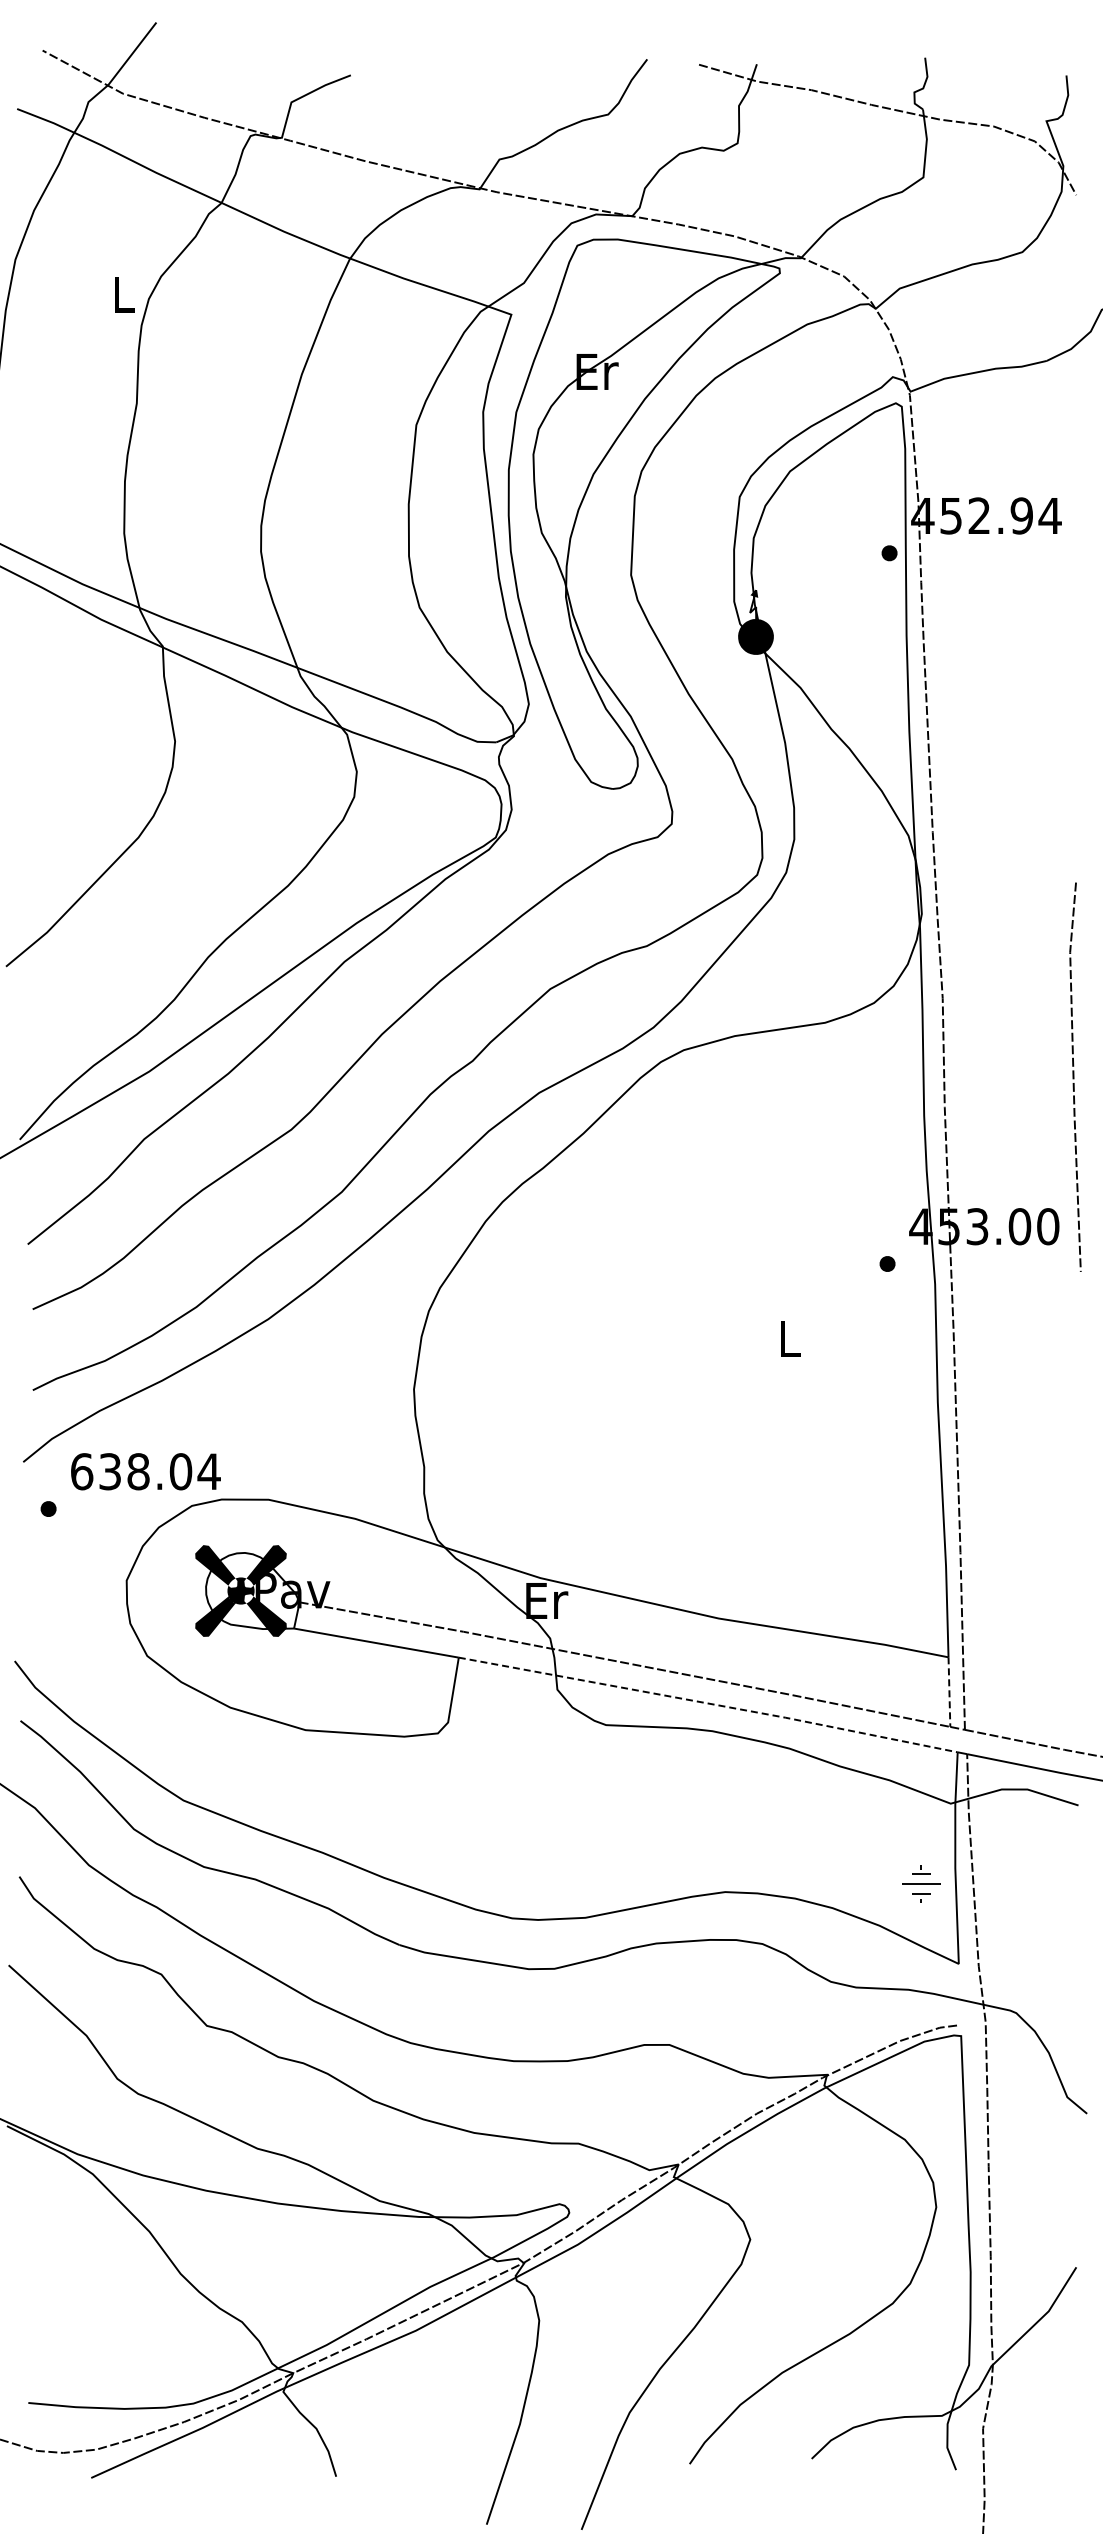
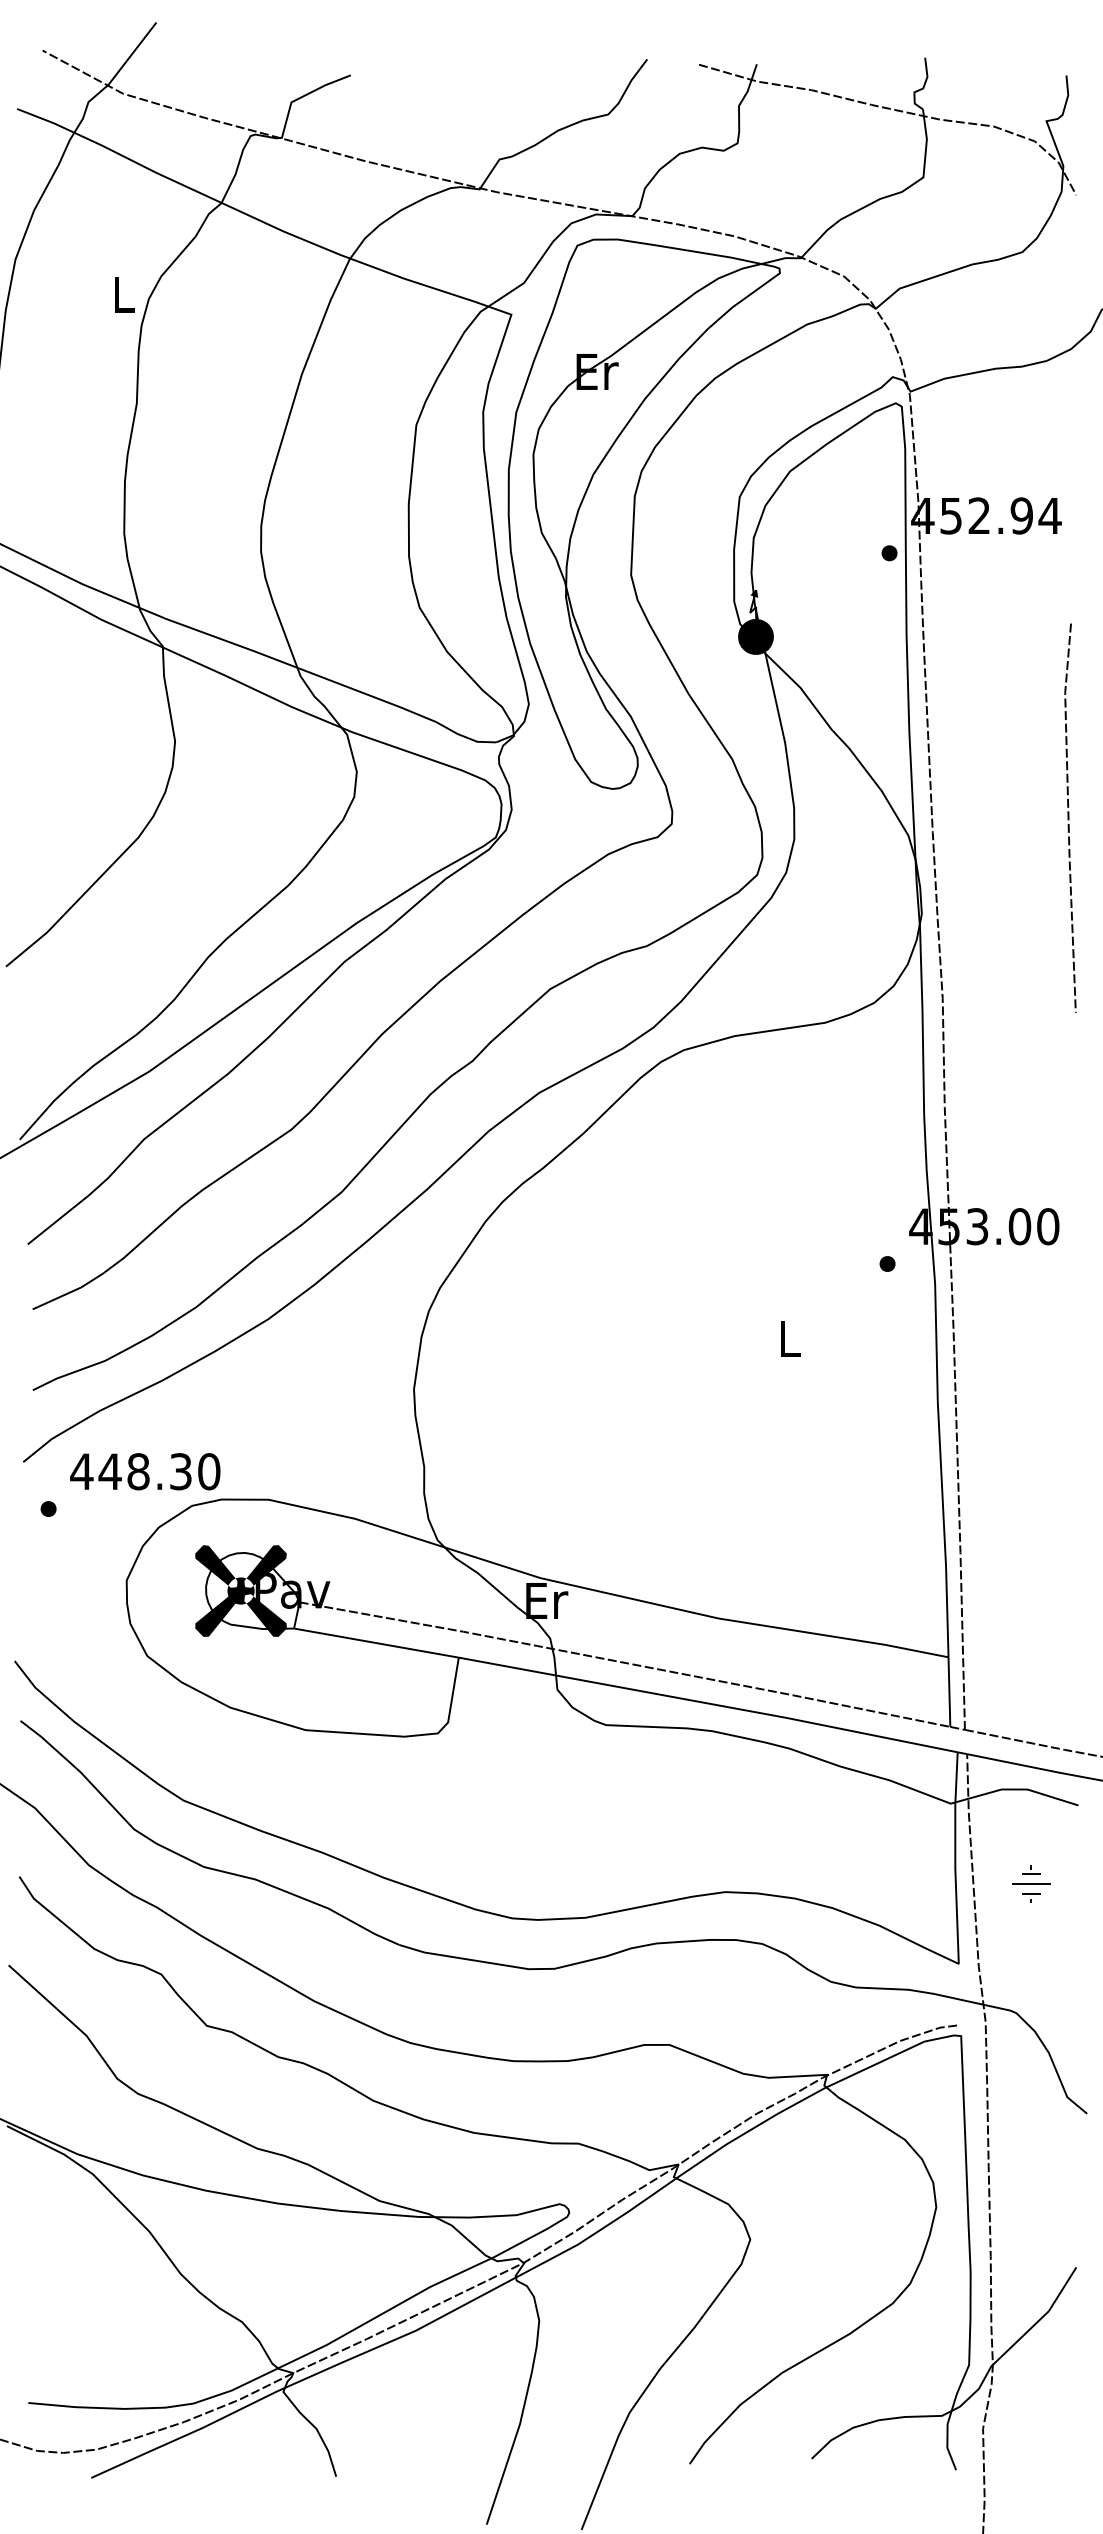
line position: (1074, 1076) -> (1069, 817) (1069, 817)
text: 638.04 -> 448.30 (145, 1471)
line: dashed -> solid (949, 1692)
line: dashed -> solid (709, 1703)
part position: (921, 1883) -> (1031, 1883) (1031, 1883)
